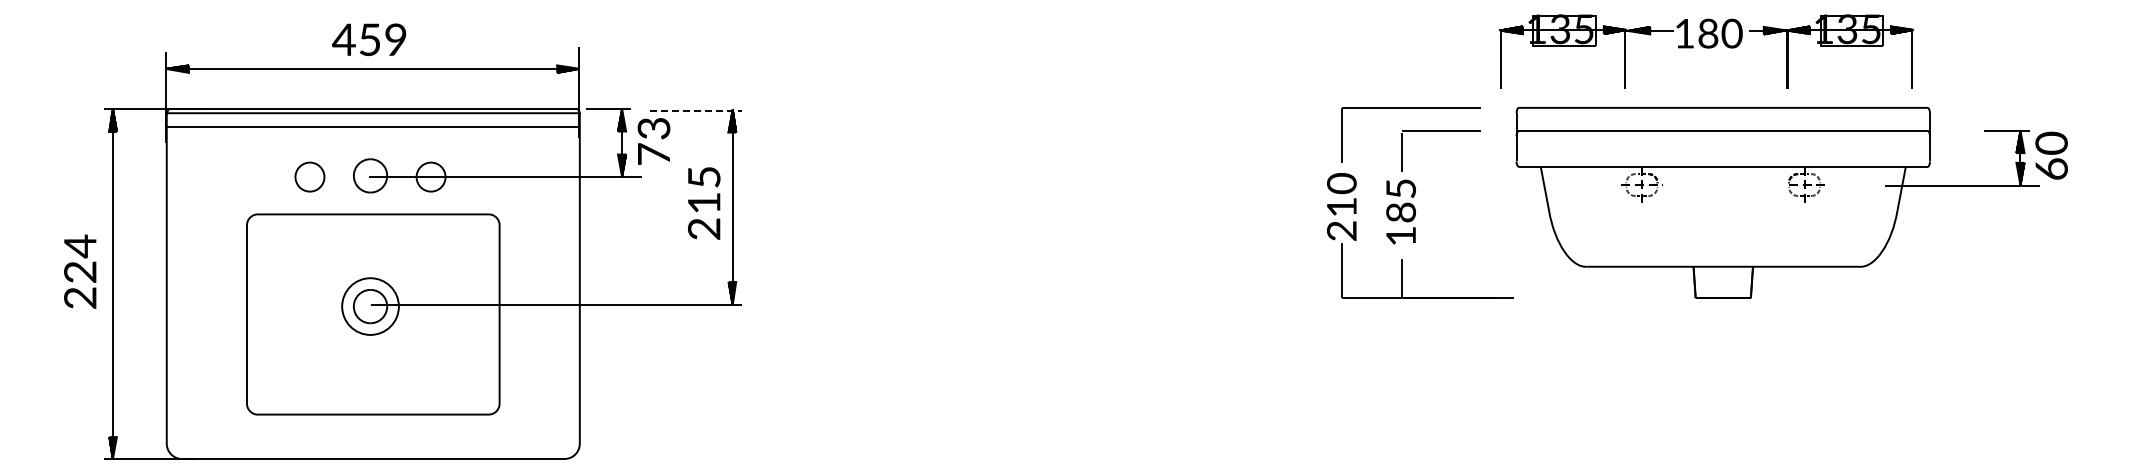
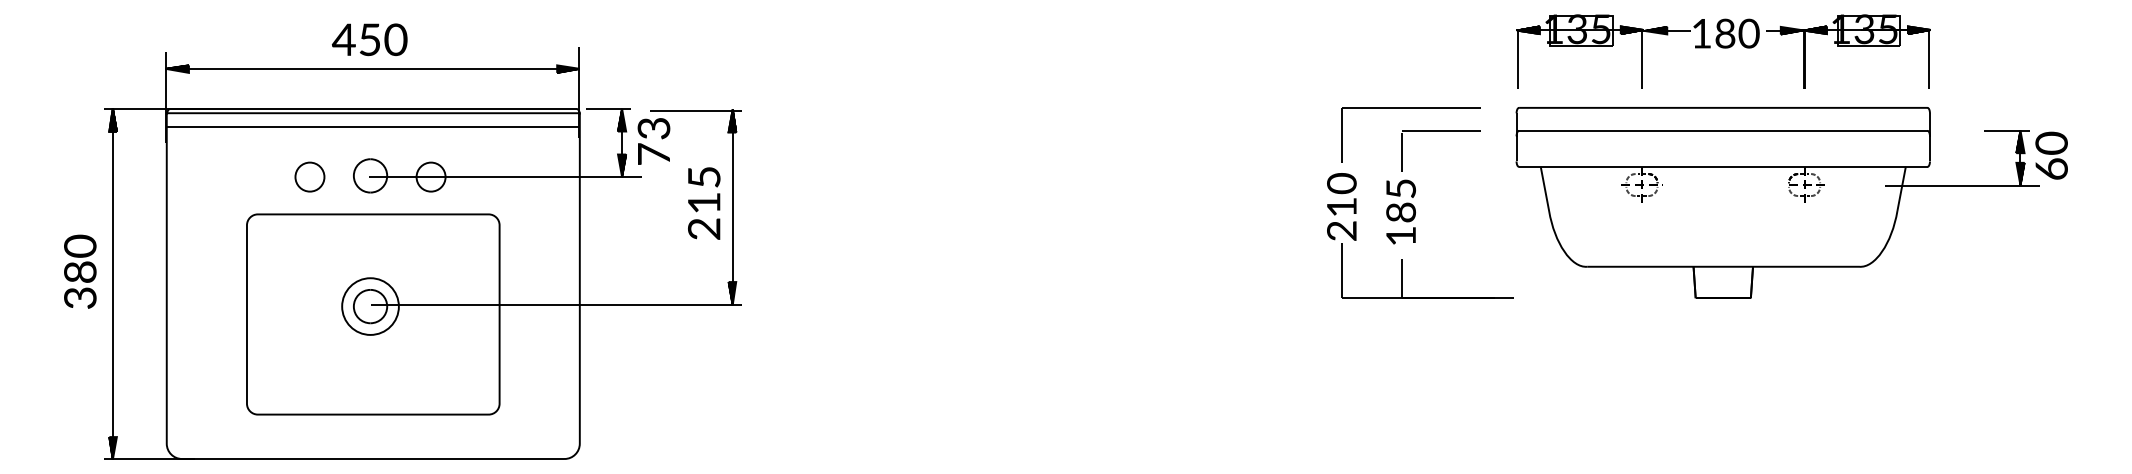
text: 459 -> 450 (395, 40)
part position: (1706, 51) -> (1723, 51) (1723, 51)
line: dashed -> solid (696, 110)
text: 224 -> 380 (80, 271)
